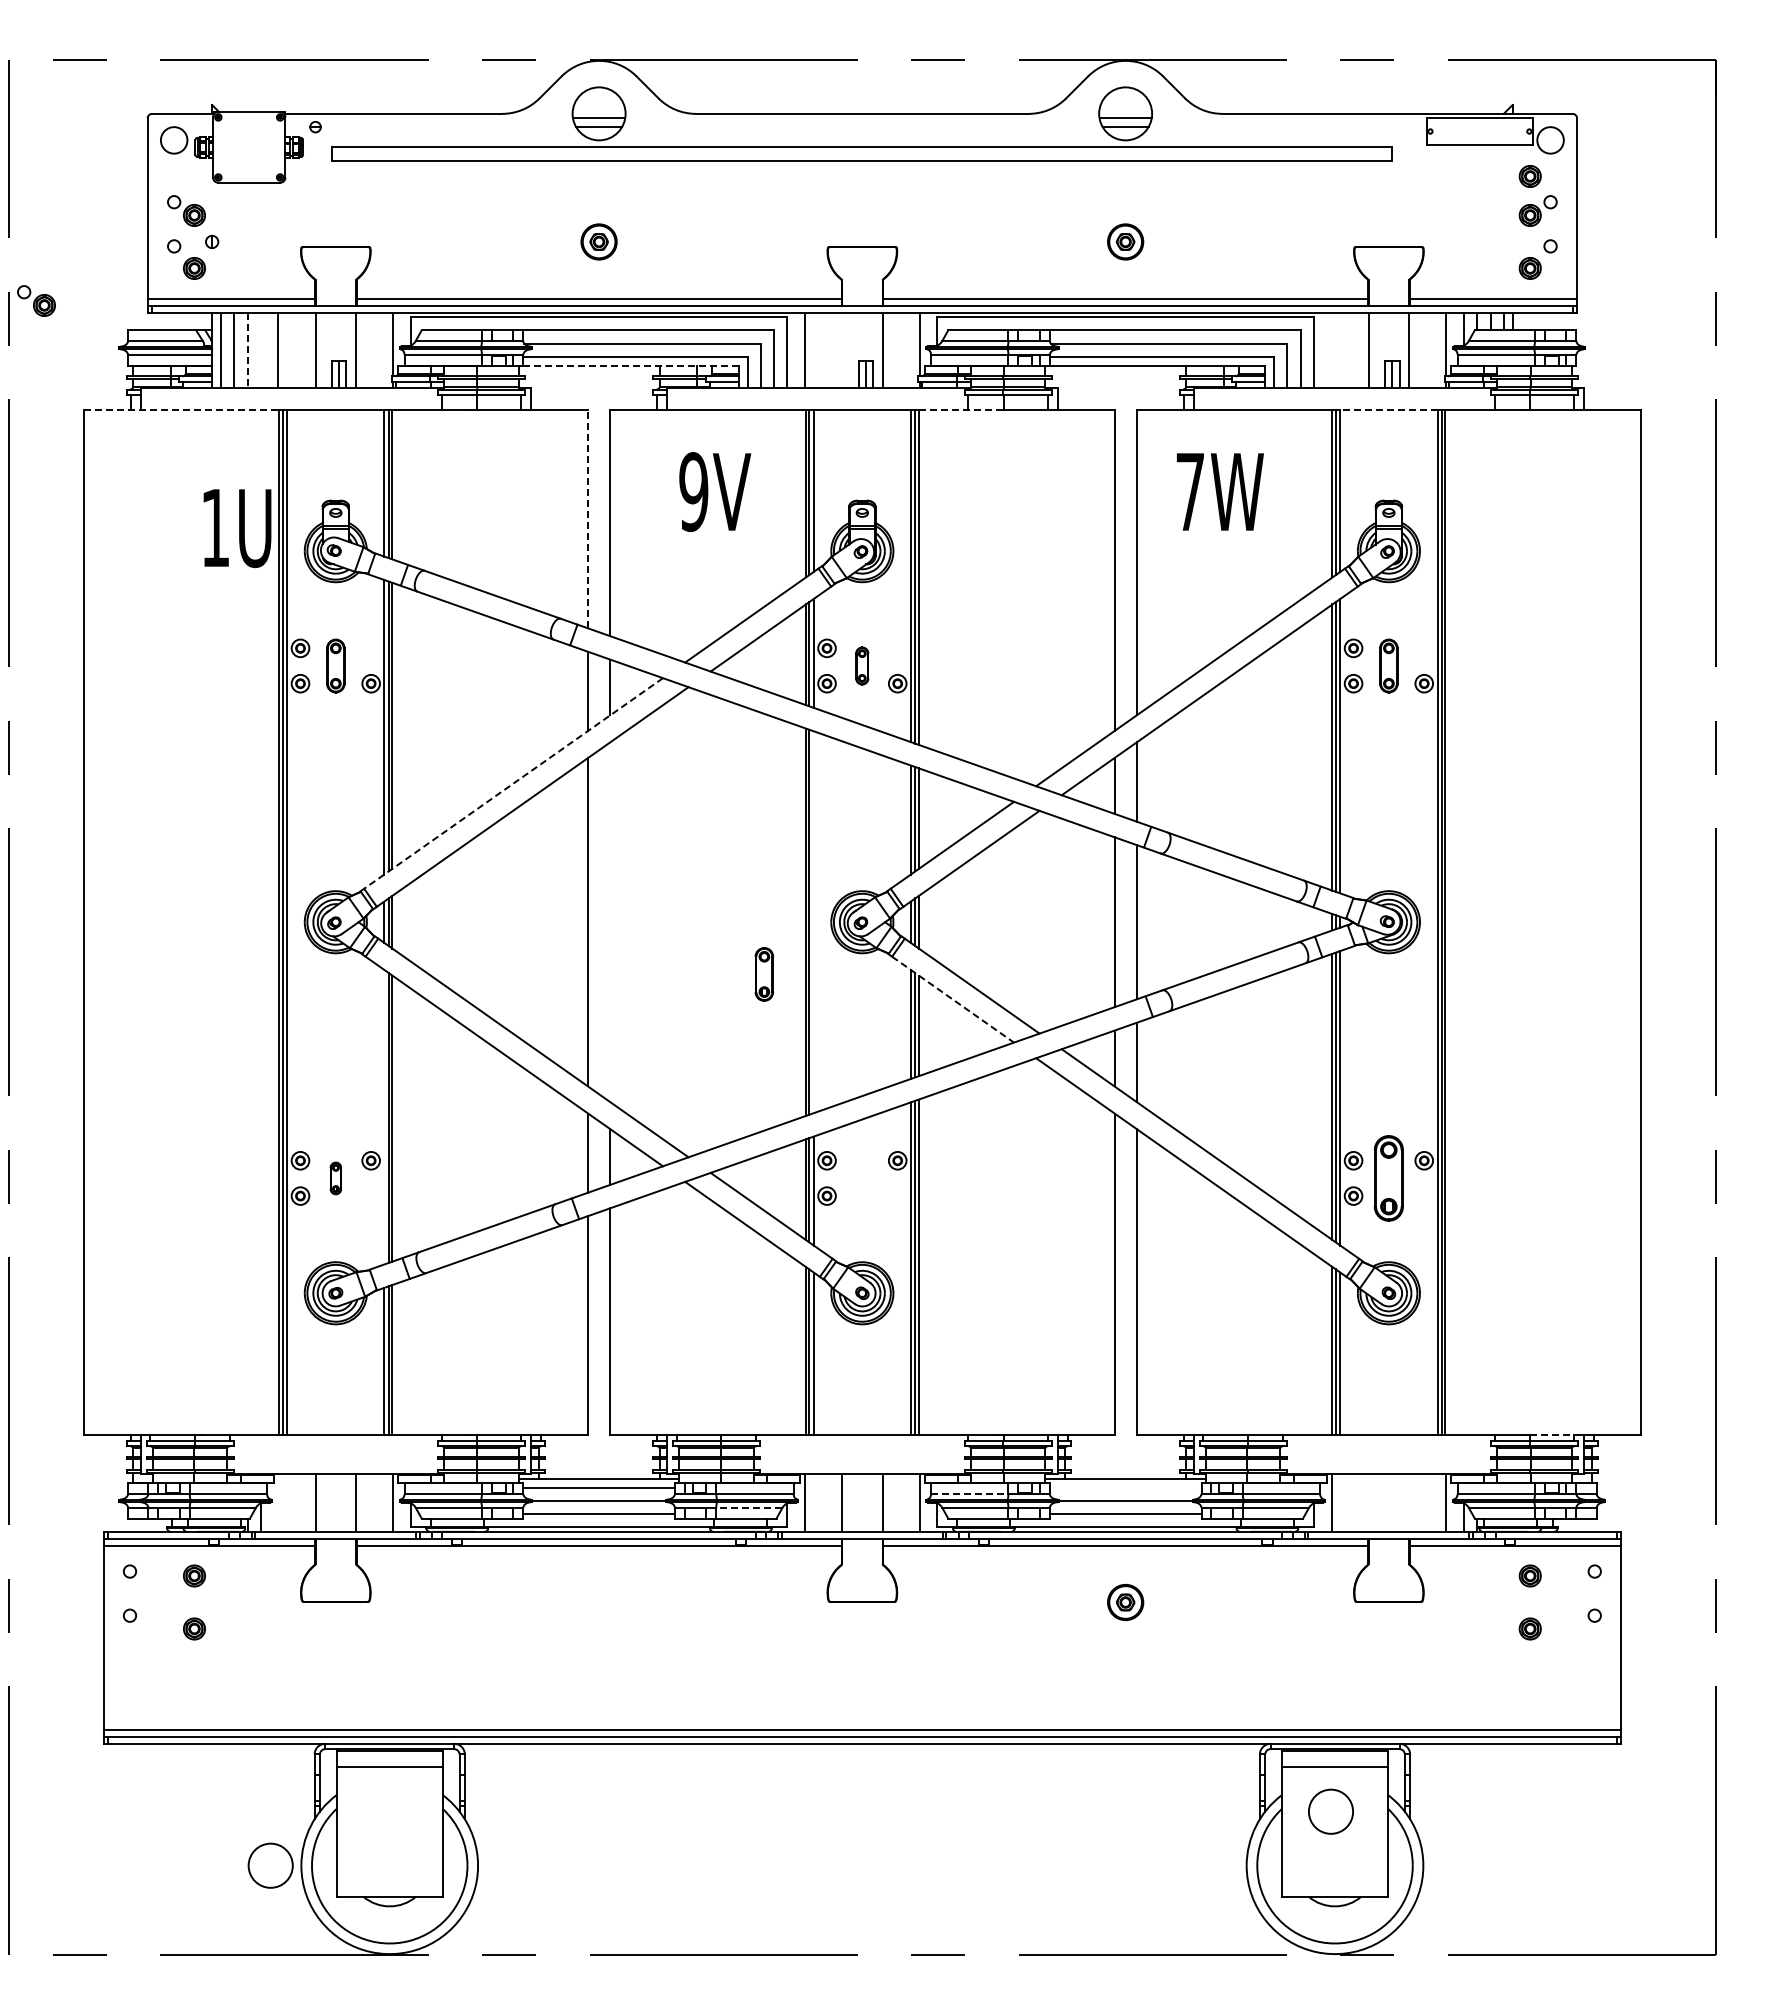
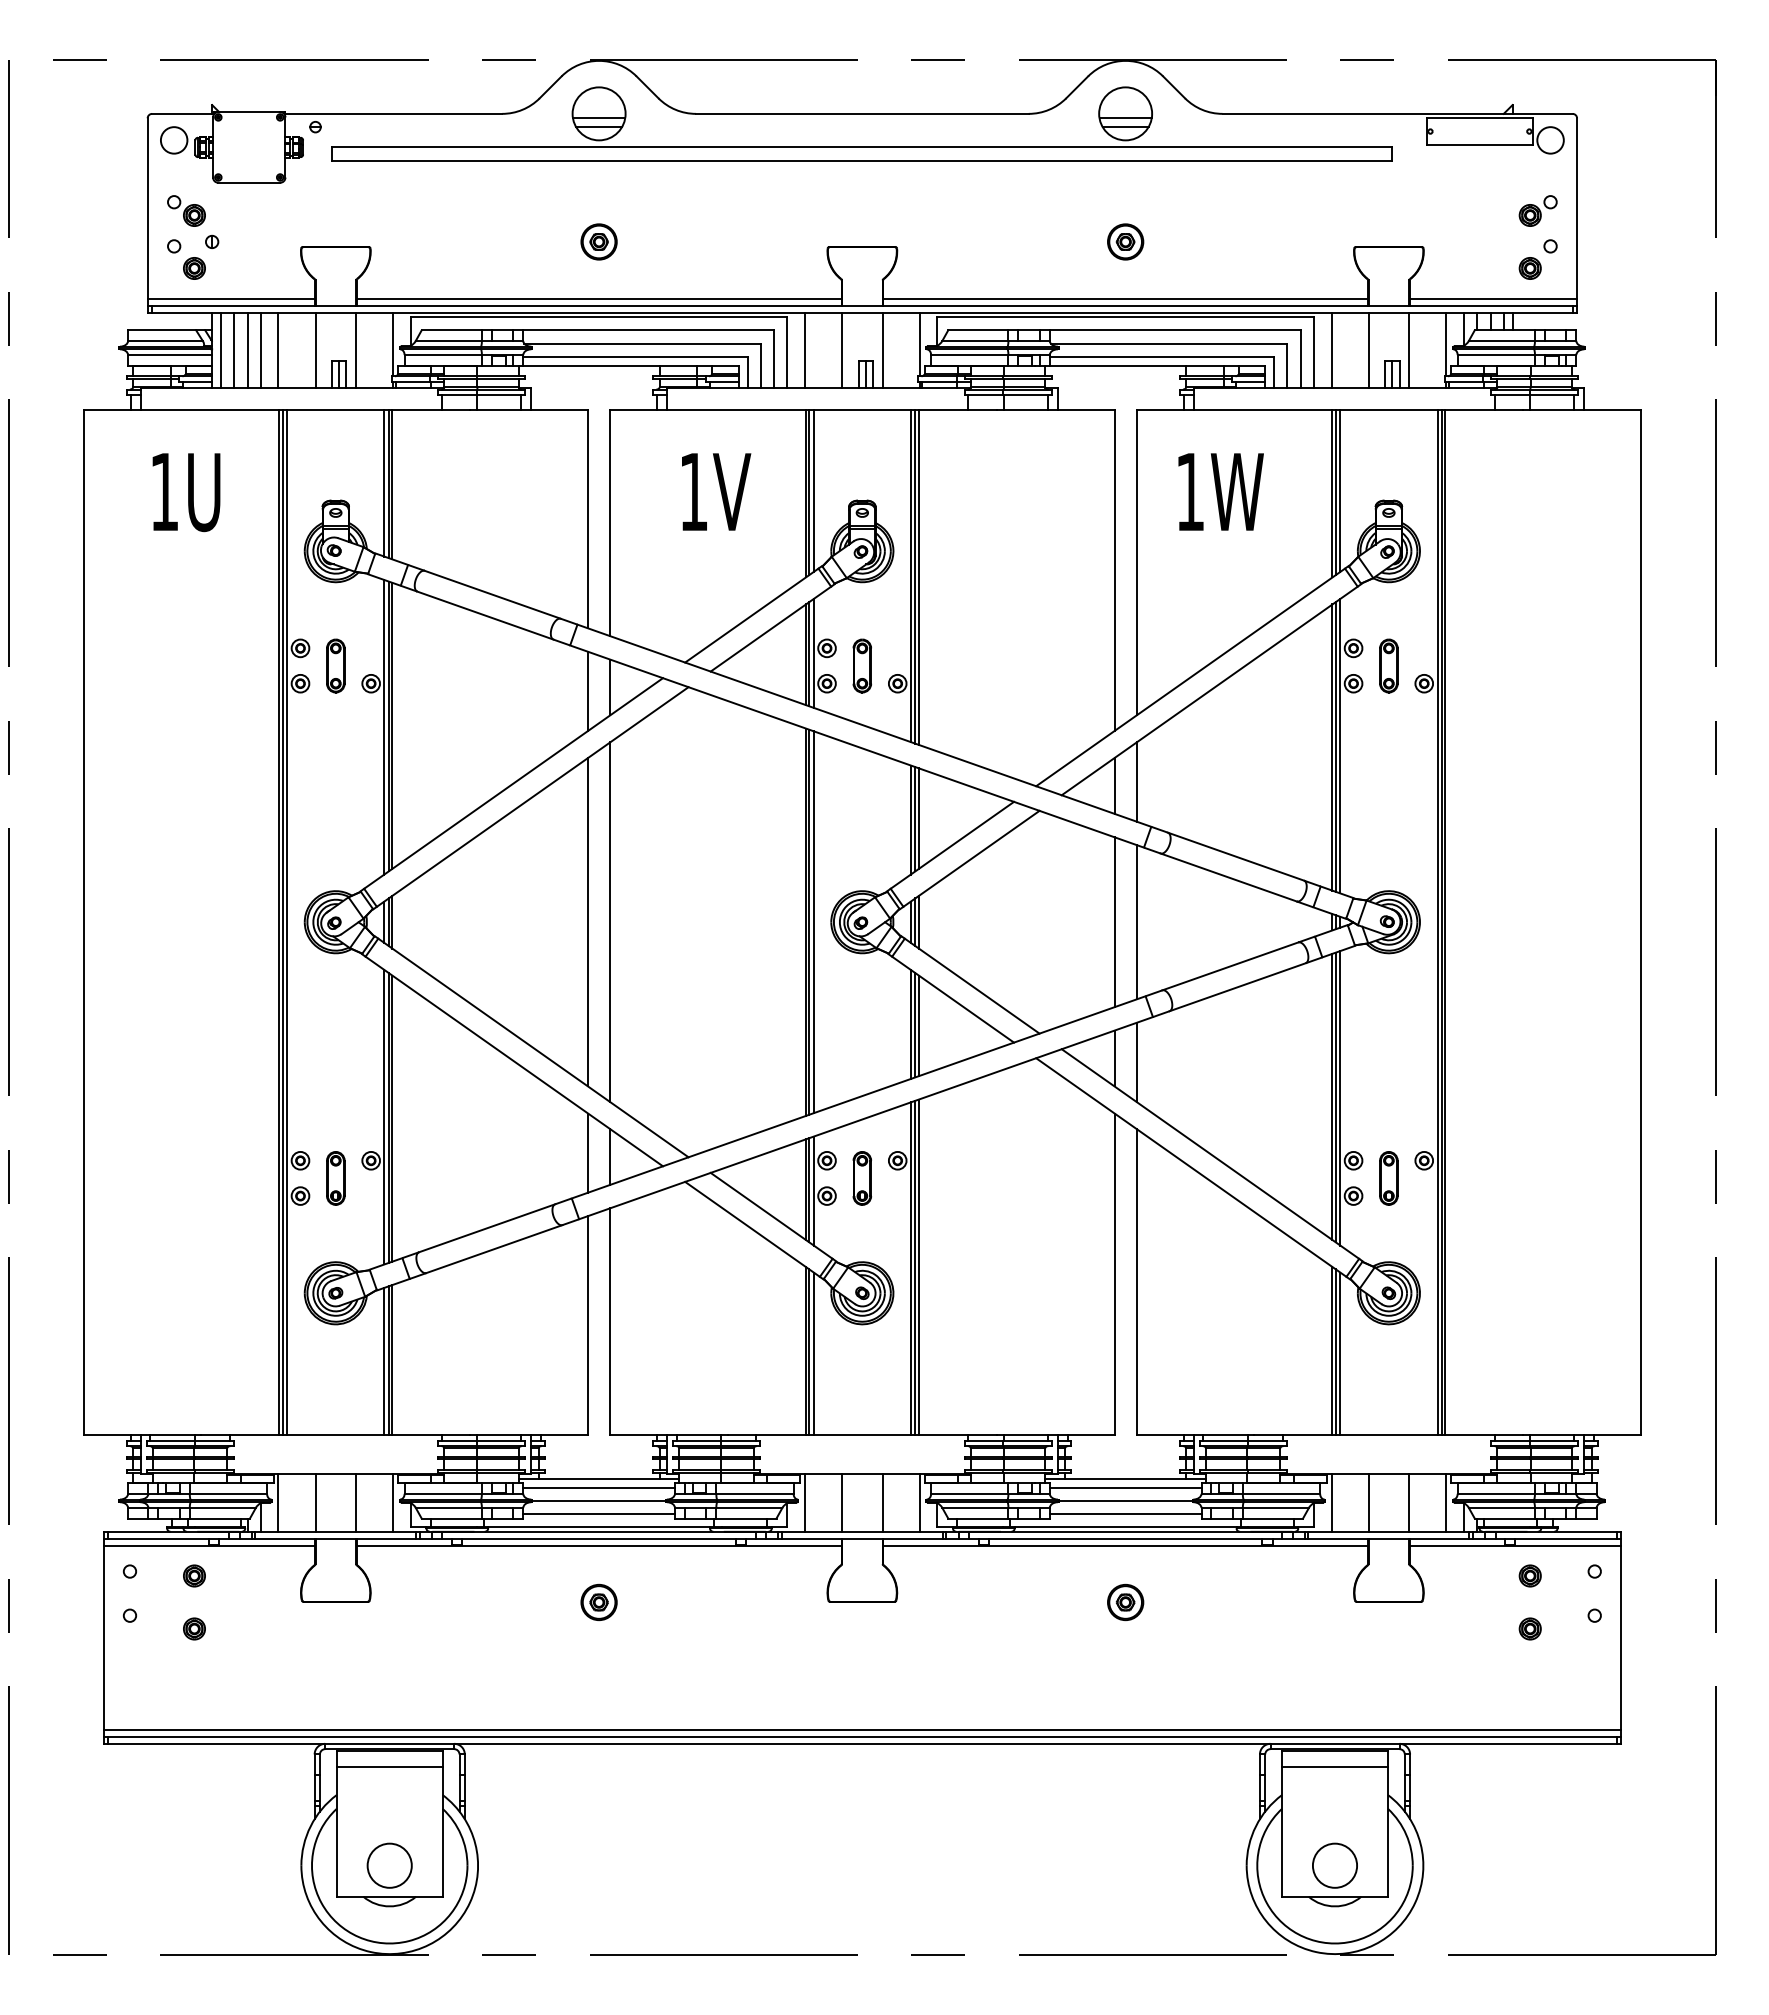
part: present -> none (1529, 176)
part: present -> none (36, 300)
line: none -> present (260, 349)
line: none -> present (842, 349)
line: none -> present (1331, 349)
line: dashed -> solid (247, 350)
line: dashed -> solid (630, 365)
line: dashed -> solid (181, 409)
line: dashed -> solid (958, 409)
line: dashed -> solid (1388, 409)
text: 7W -> 1W (1189, 491)
text: 9V -> 1V (693, 492)
line: dashed -> solid (588, 518)
text position: (237, 528) -> (186, 492) (186, 492)
part size: 15x40 px -> 20x56 px (861, 665)
line: dashed -> solid (513, 783)
line: none -> present (610, 922)
line: none -> present (813, 922)
part position: (763, 974) -> (861, 1178) (861, 1178)
line: dashed -> solid (953, 999)
line: none -> present (384, 1116)
part size: 14x35 px -> 20x55 px (335, 1178)
part size: 31x87 px -> 20x55 px (1388, 1178)
line: dashed -> solid (1552, 1434)
line: none -> present (1125, 1487)
line: dashed -> solid (969, 1493)
line: none -> present (278, 1502)
line: none -> present (1368, 1502)
line: none -> present (1409, 1502)
line: dashed -> solid (748, 1507)
part: none -> present (598, 1602)
circle position: (1330, 1811) -> (1334, 1865) (1334, 1865)
circle position: (270, 1865) -> (389, 1865) (389, 1865)
